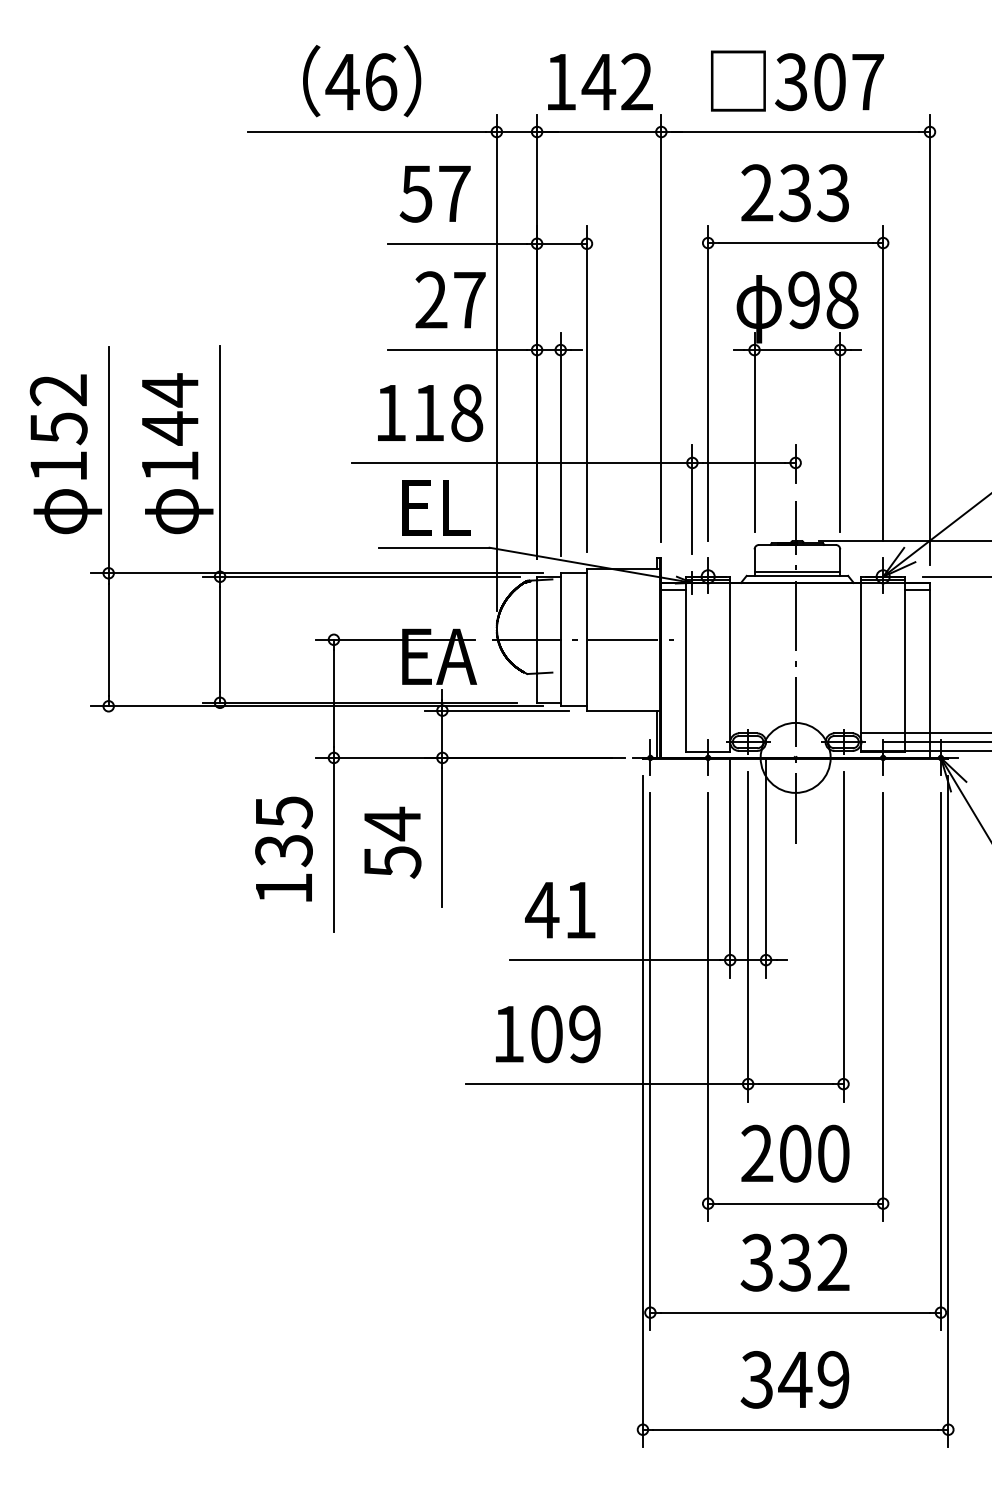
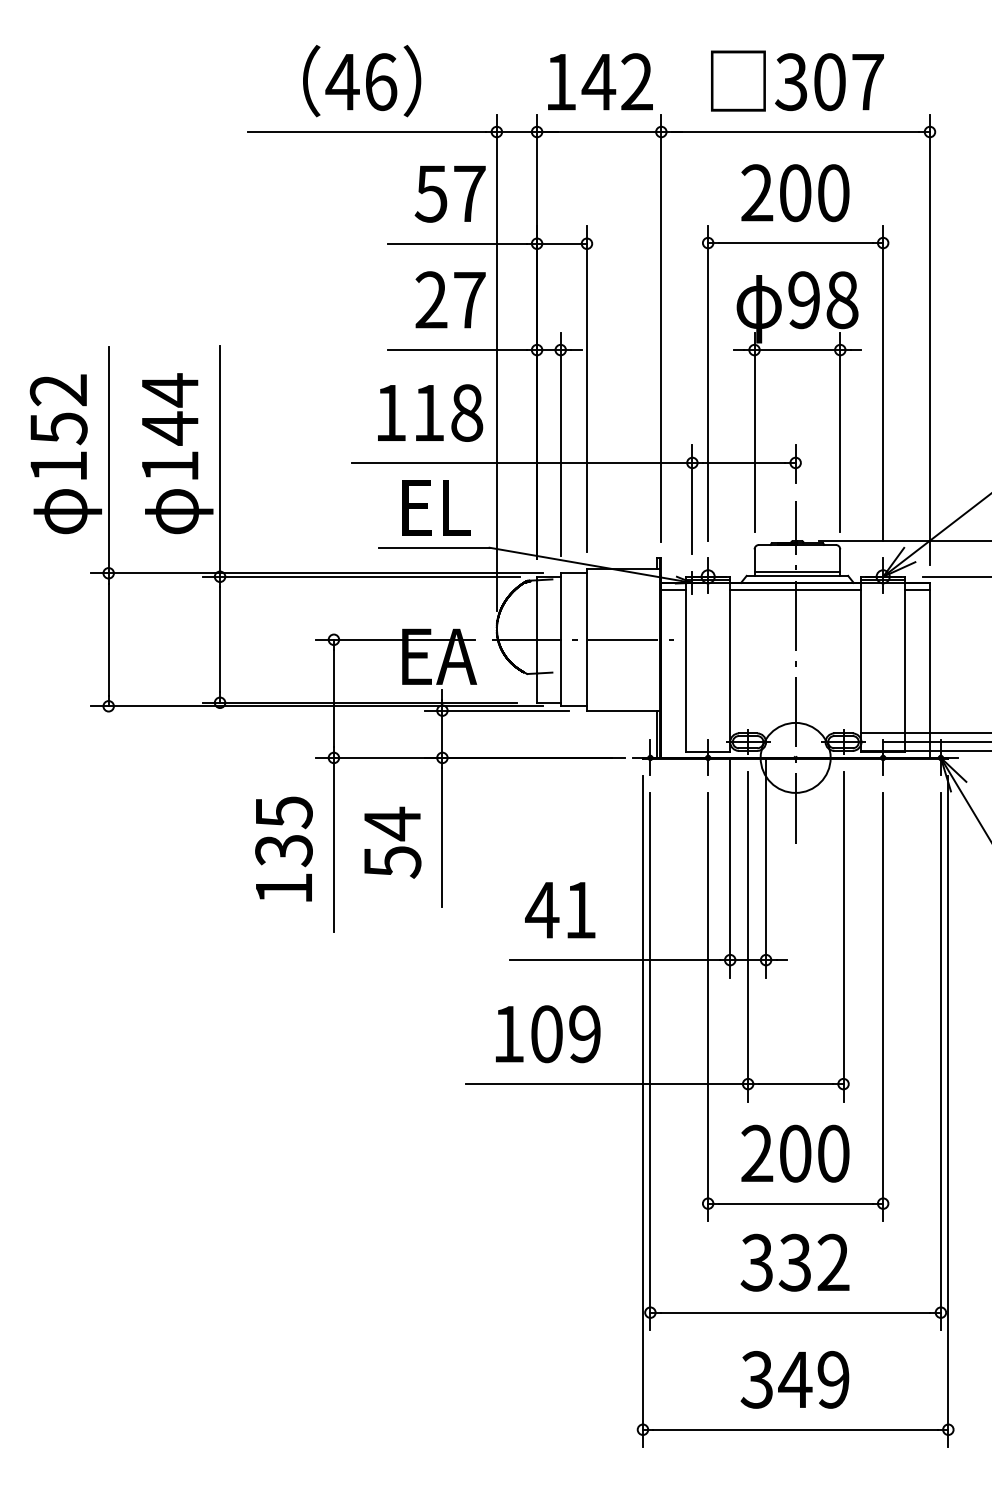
text: 233 -> 200 (813, 193)
text position: (434, 194) -> (449, 194) (449, 194)
line: none -> present (795, 589)
